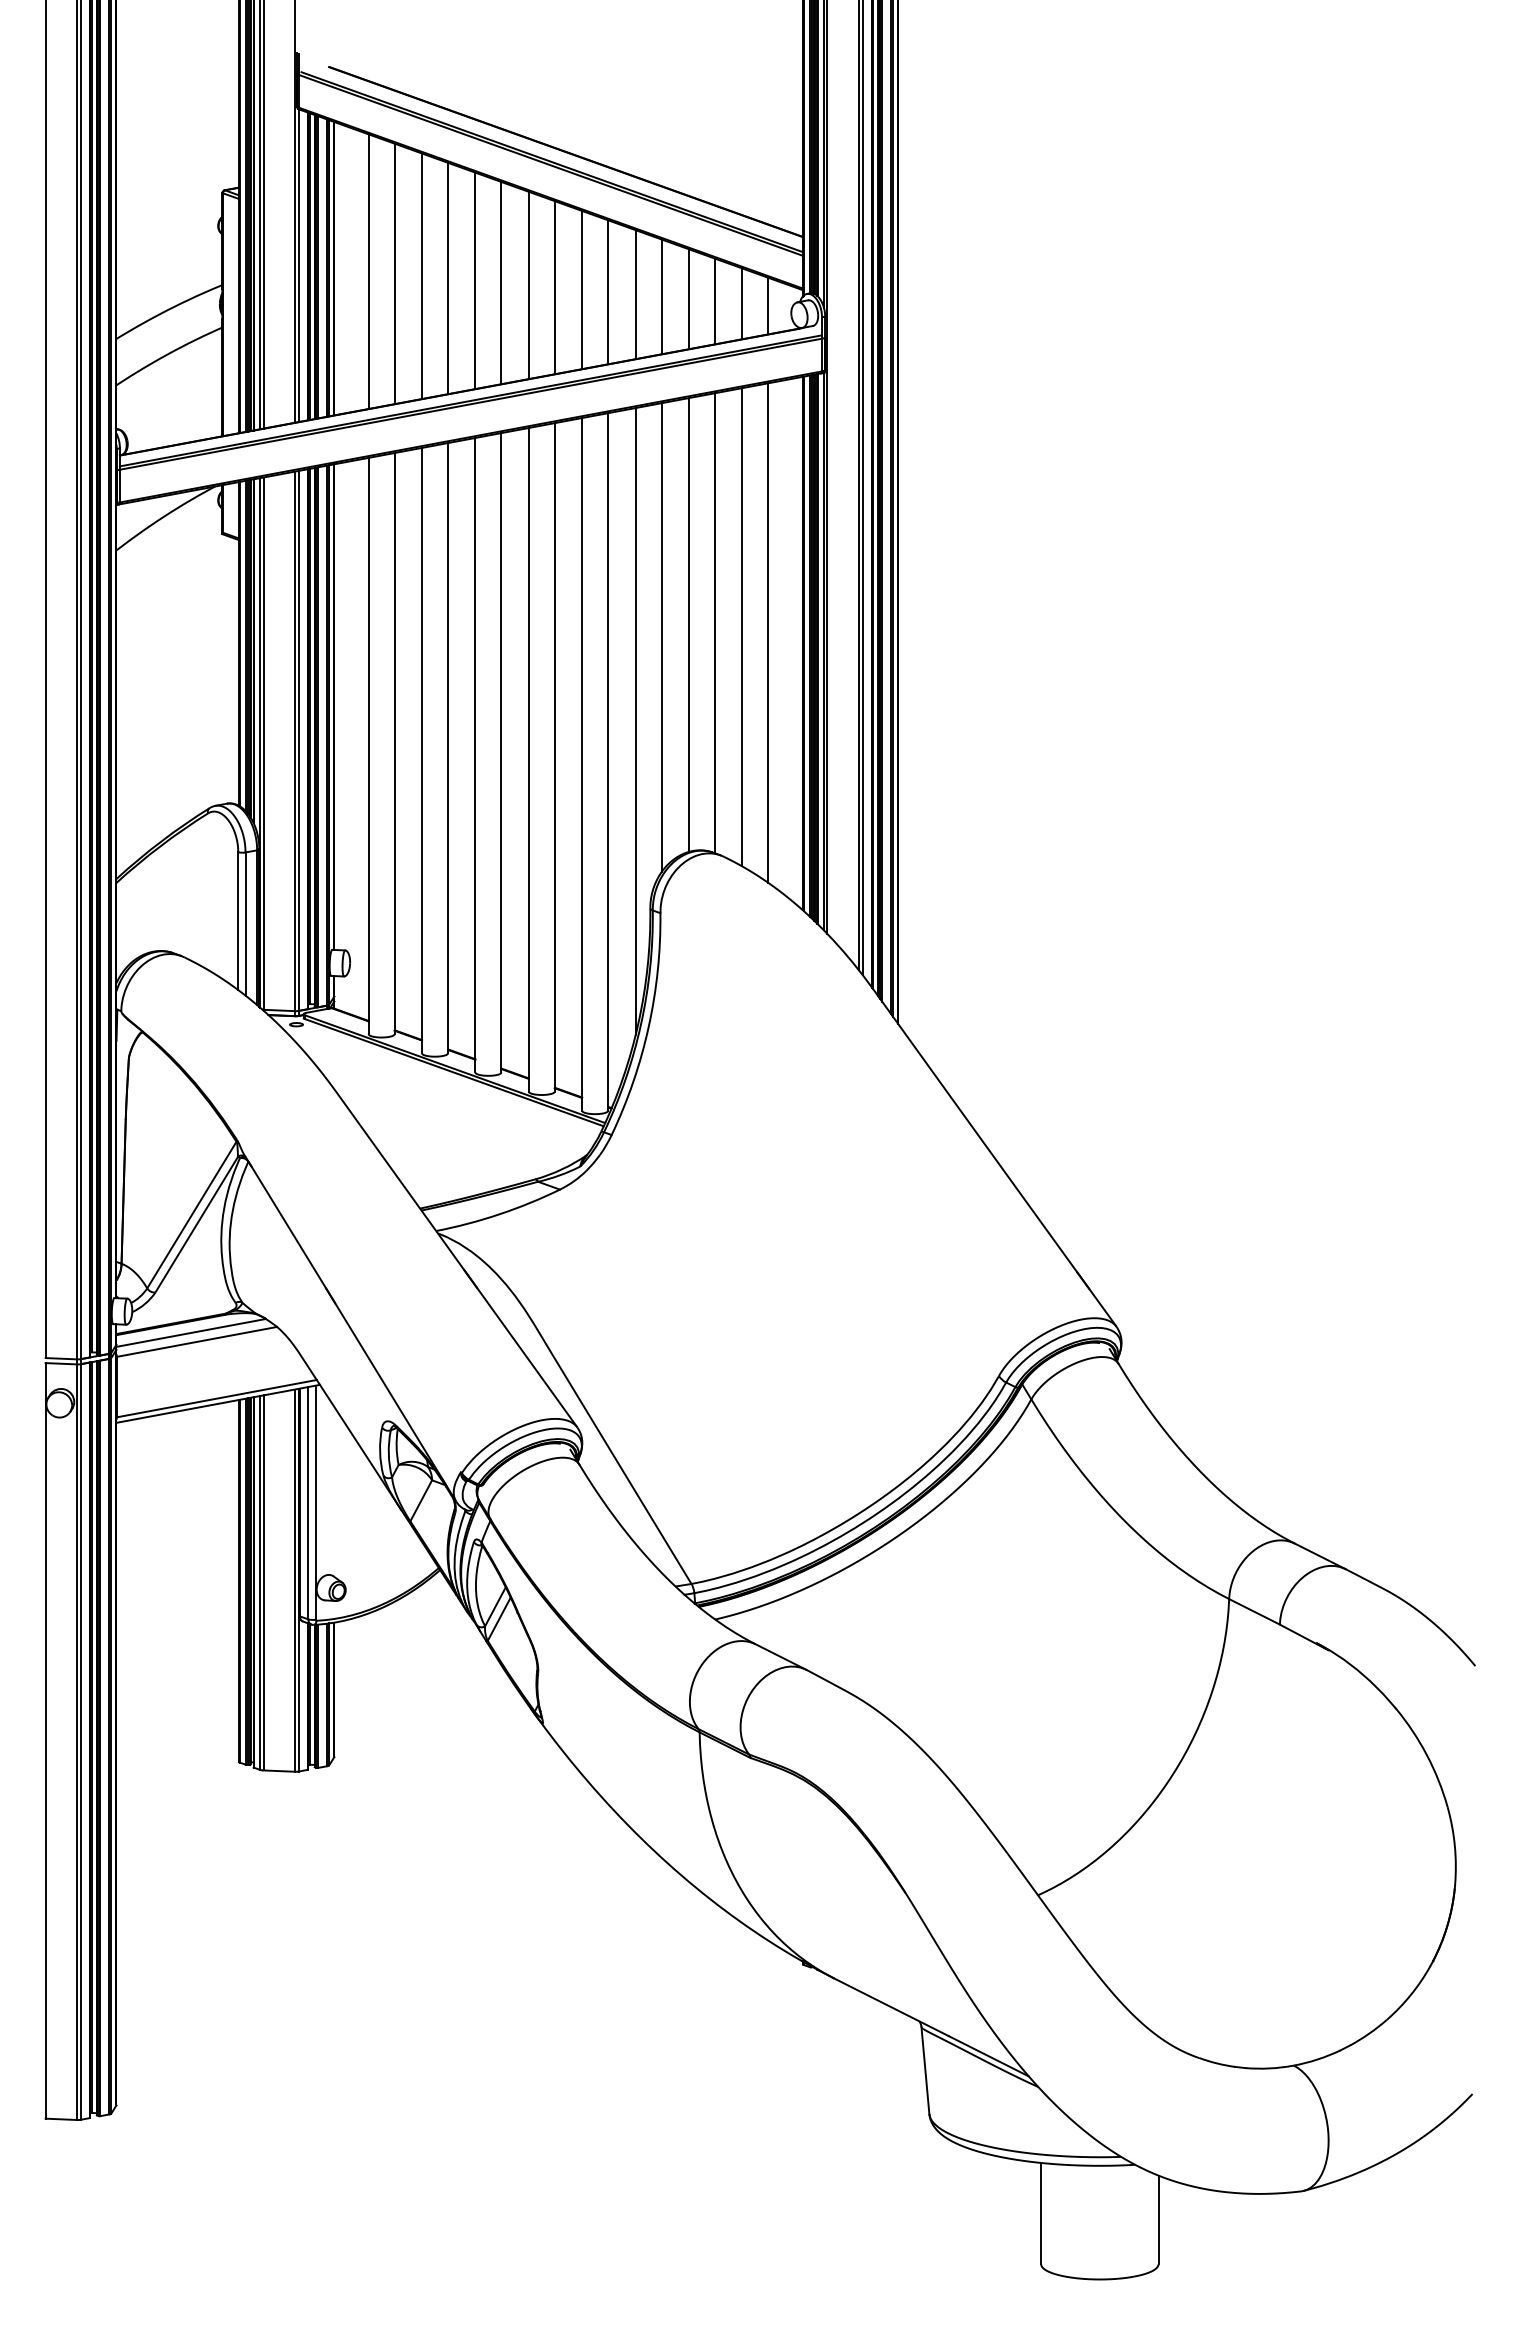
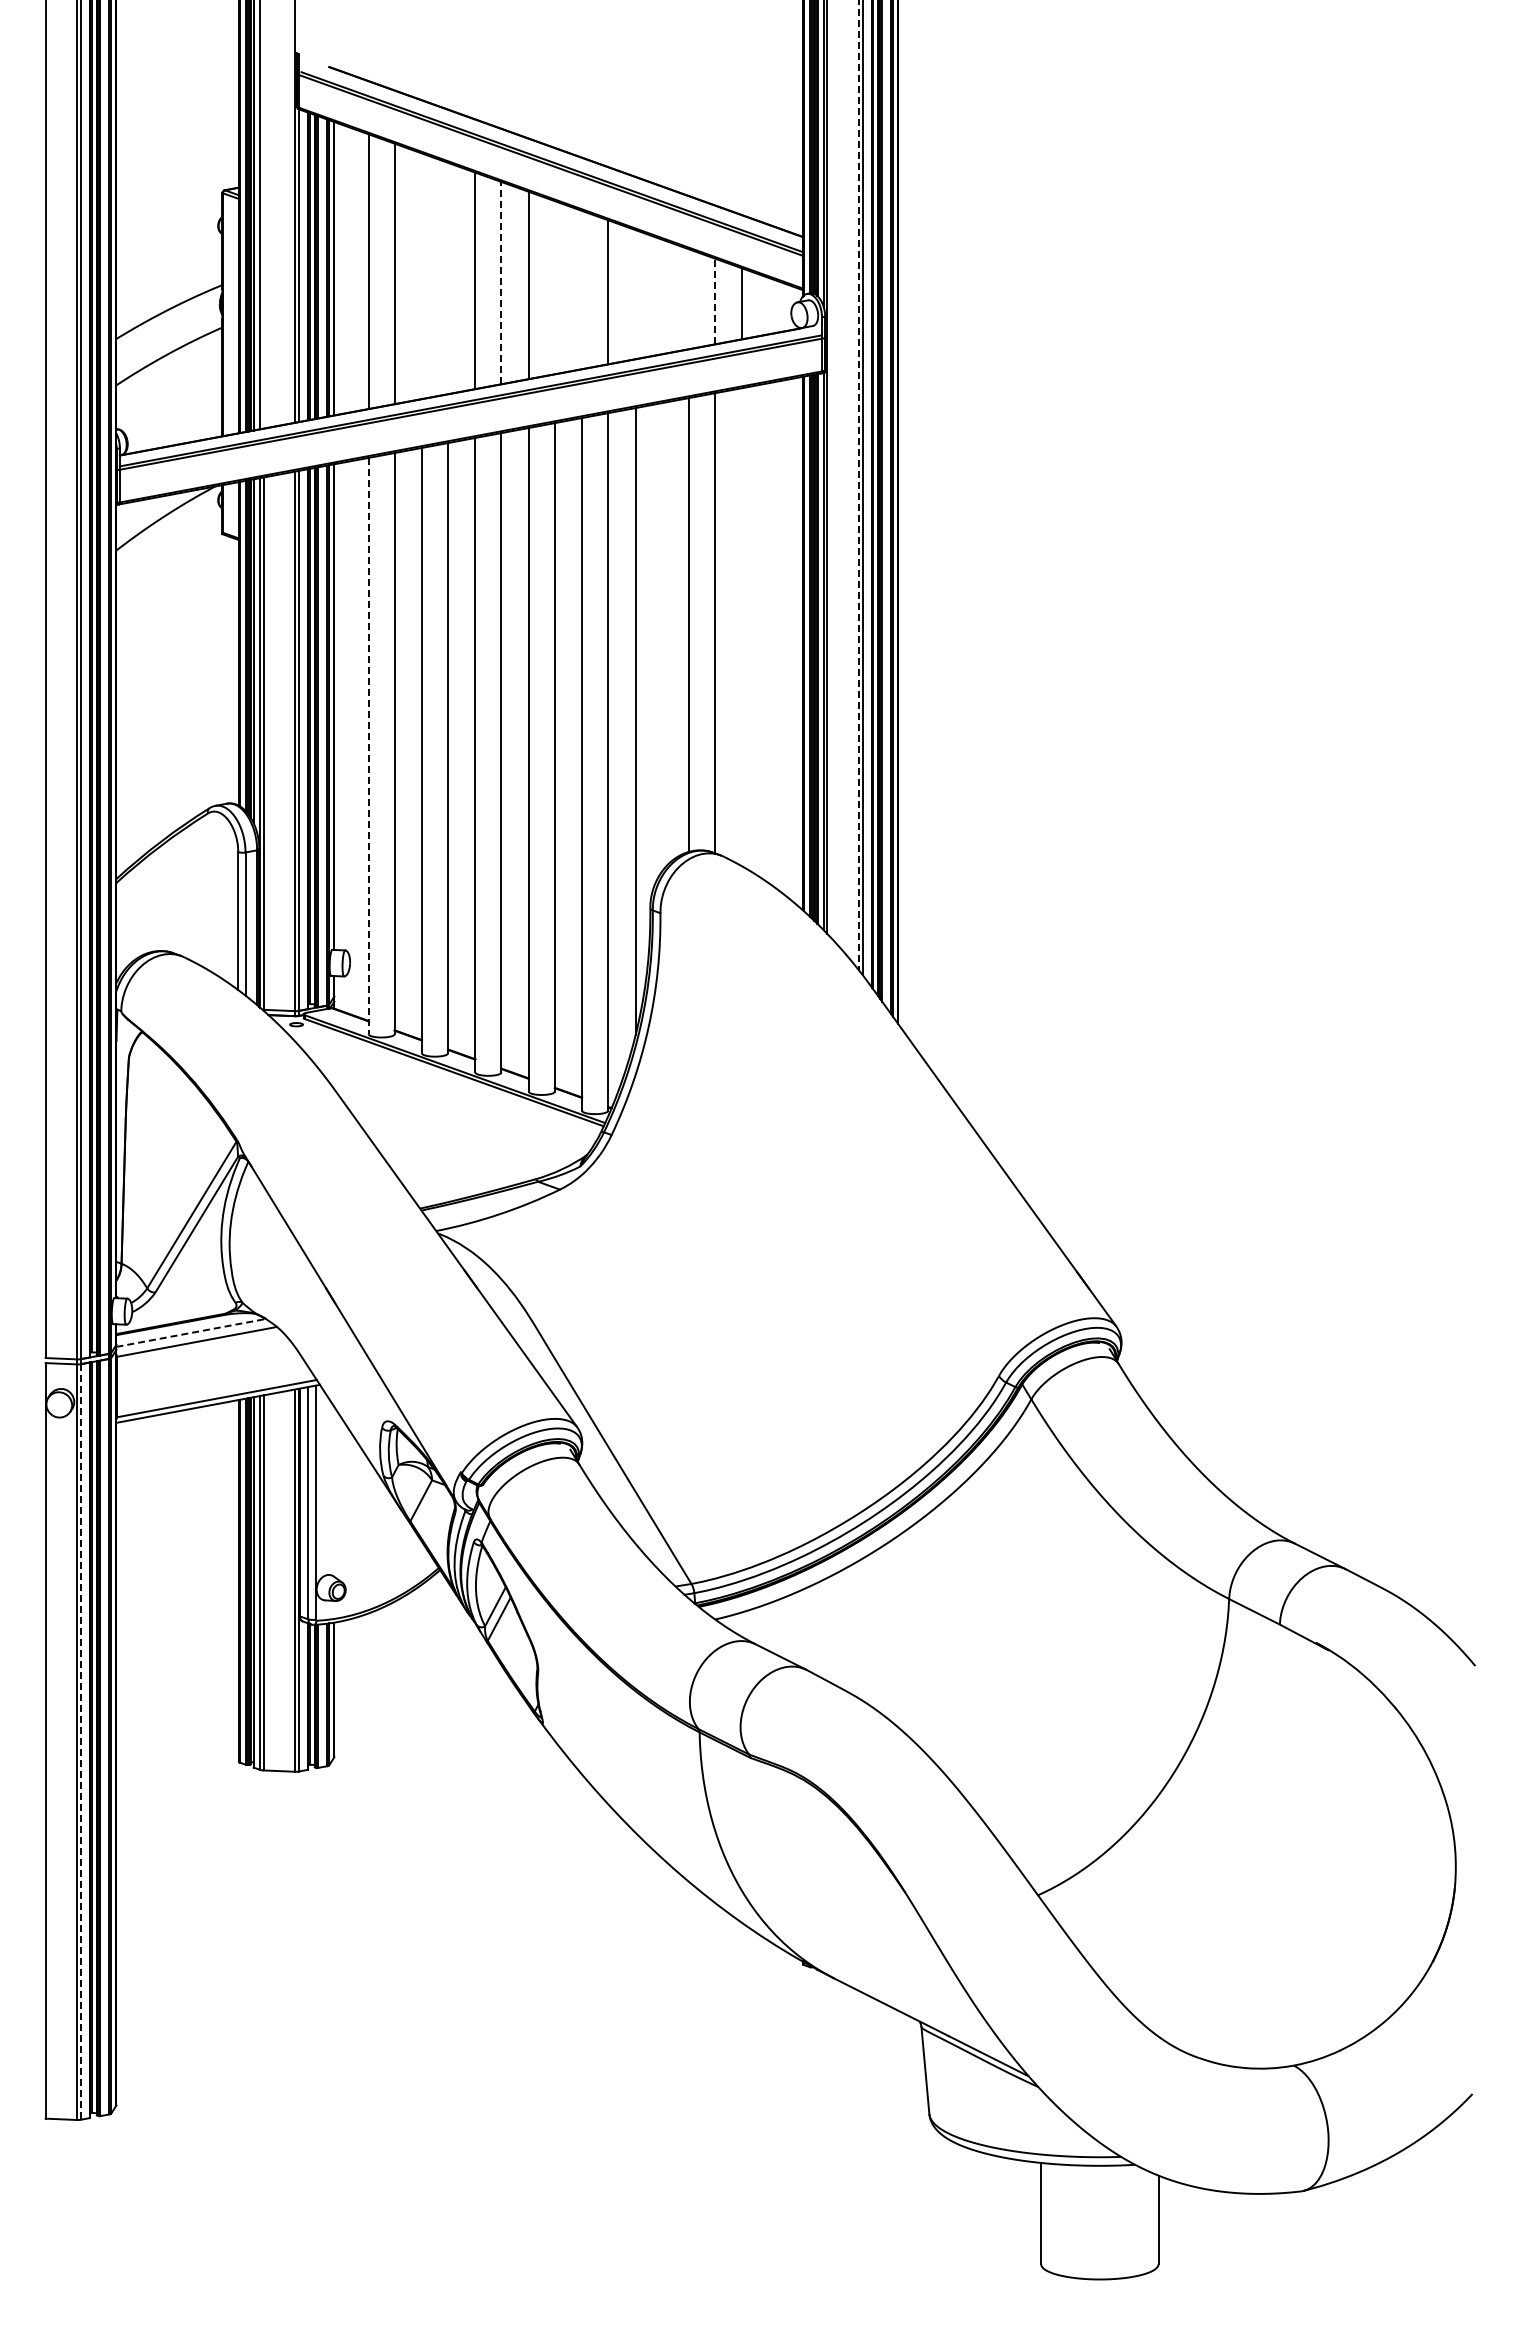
line: present -> none (263, 215)
line: present -> none (421, 276)
line: present -> none (448, 278)
line: solid -> dashed (501, 282)
line: present -> none (554, 287)
line: present -> none (582, 289)
line: present -> none (635, 294)
line: present -> none (661, 296)
line: present -> none (688, 299)
line: solid -> dashed (714, 301)
line: present -> none (768, 305)
line: solid -> dashed (858, 485)
line: present -> none (742, 627)
line: present -> none (768, 632)
line: present -> none (661, 637)
line: solid -> dashed (368, 746)
line: solid -> dashed (191, 1332)
line: solid -> dashed (81, 1741)
